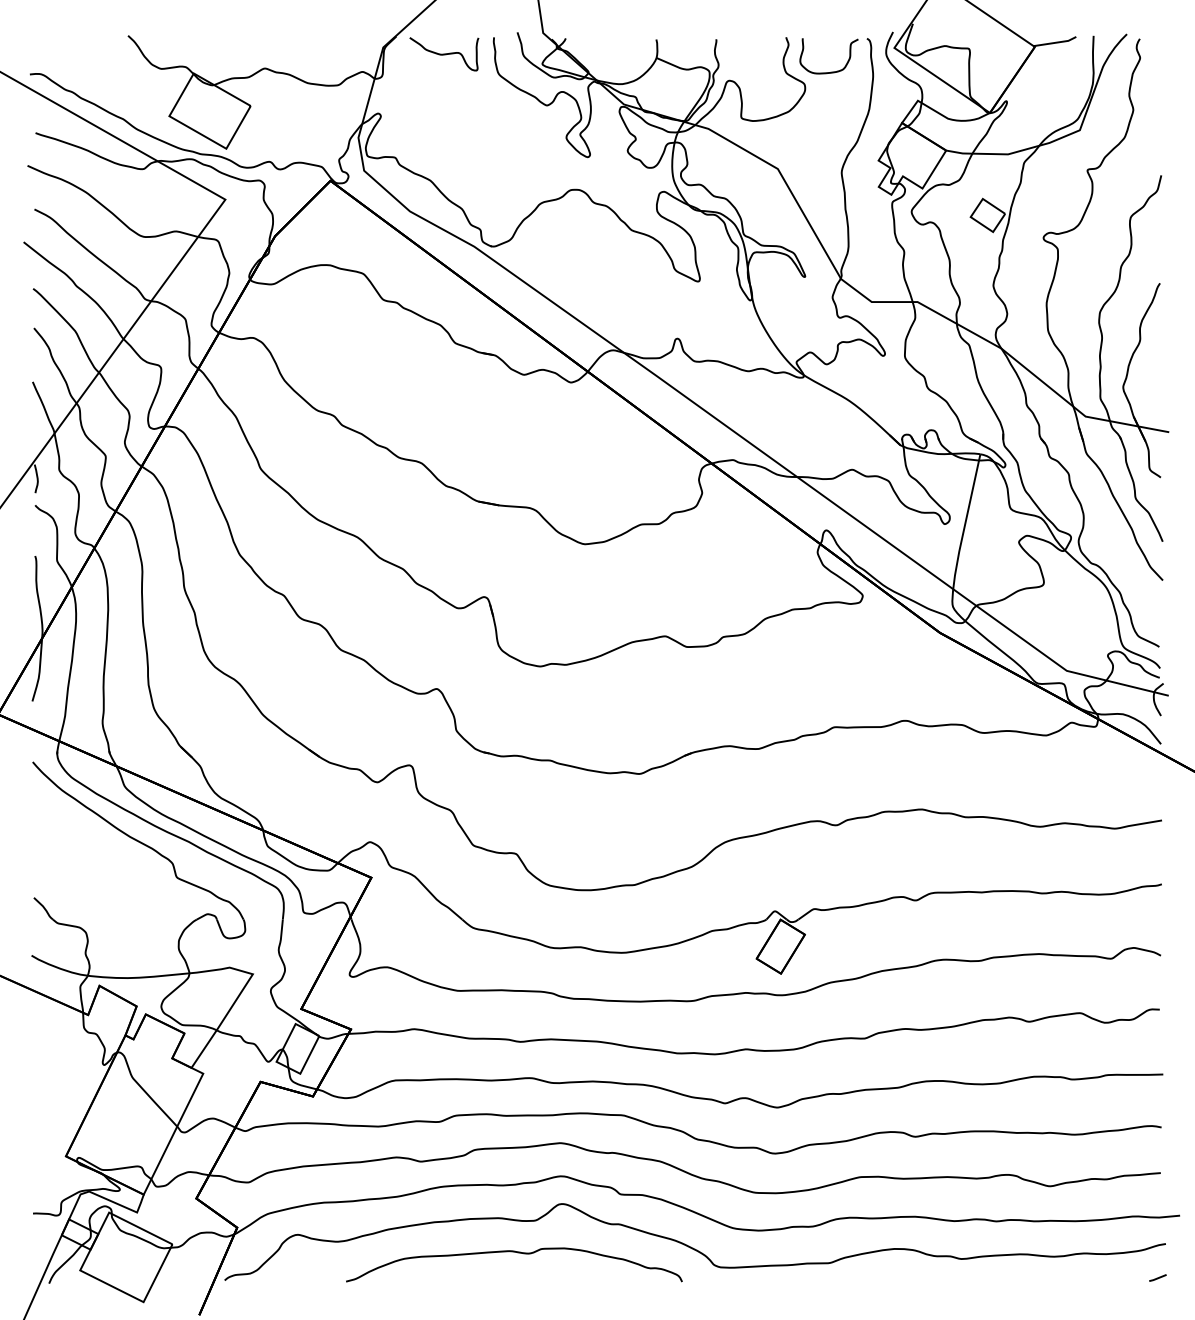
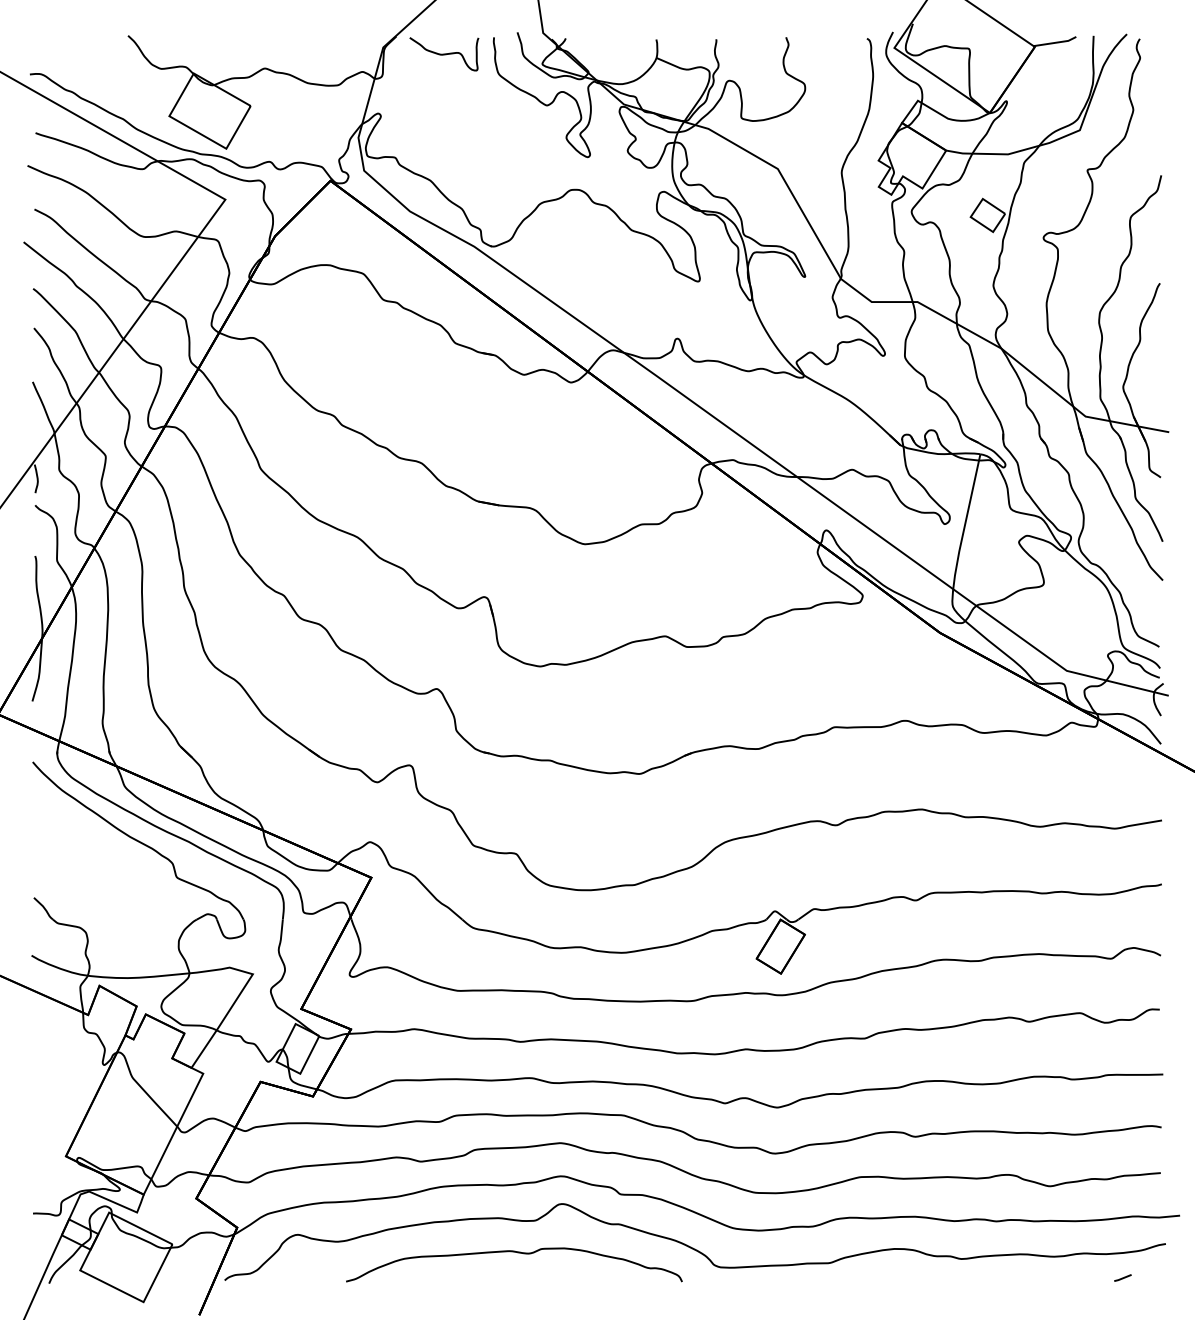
curve: present -> none (830, 71)
line position: (1157, 1277) -> (1122, 1277) (1122, 1277)
